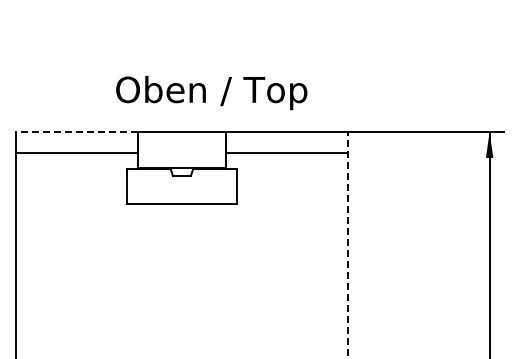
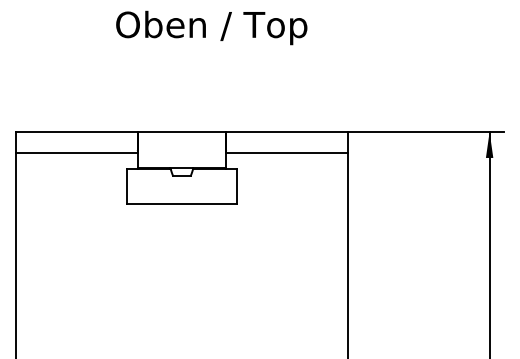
text position: (211, 92) -> (211, 27) (211, 27)
line: dashed -> solid (76, 132)
line: dashed -> solid (348, 244)
